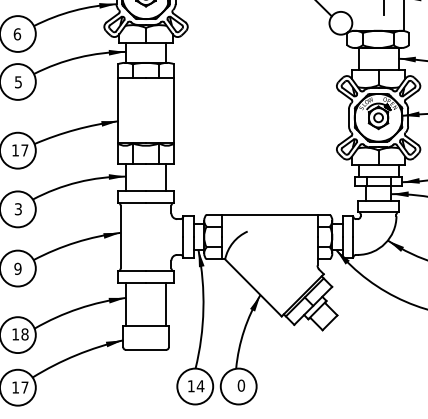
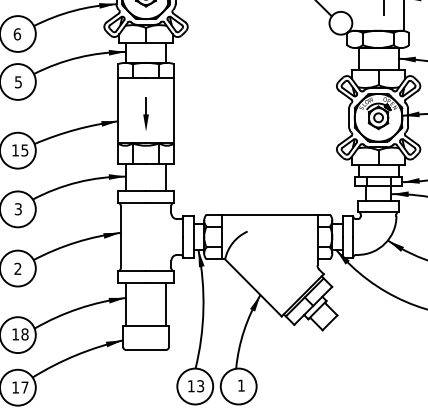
part: none -> present (145, 113)
text: 17 -> 15 (24, 150)
text: 9 -> 2 (17, 268)
text: 0 -> 1 (241, 385)
text: 14 -> 13 (200, 386)
